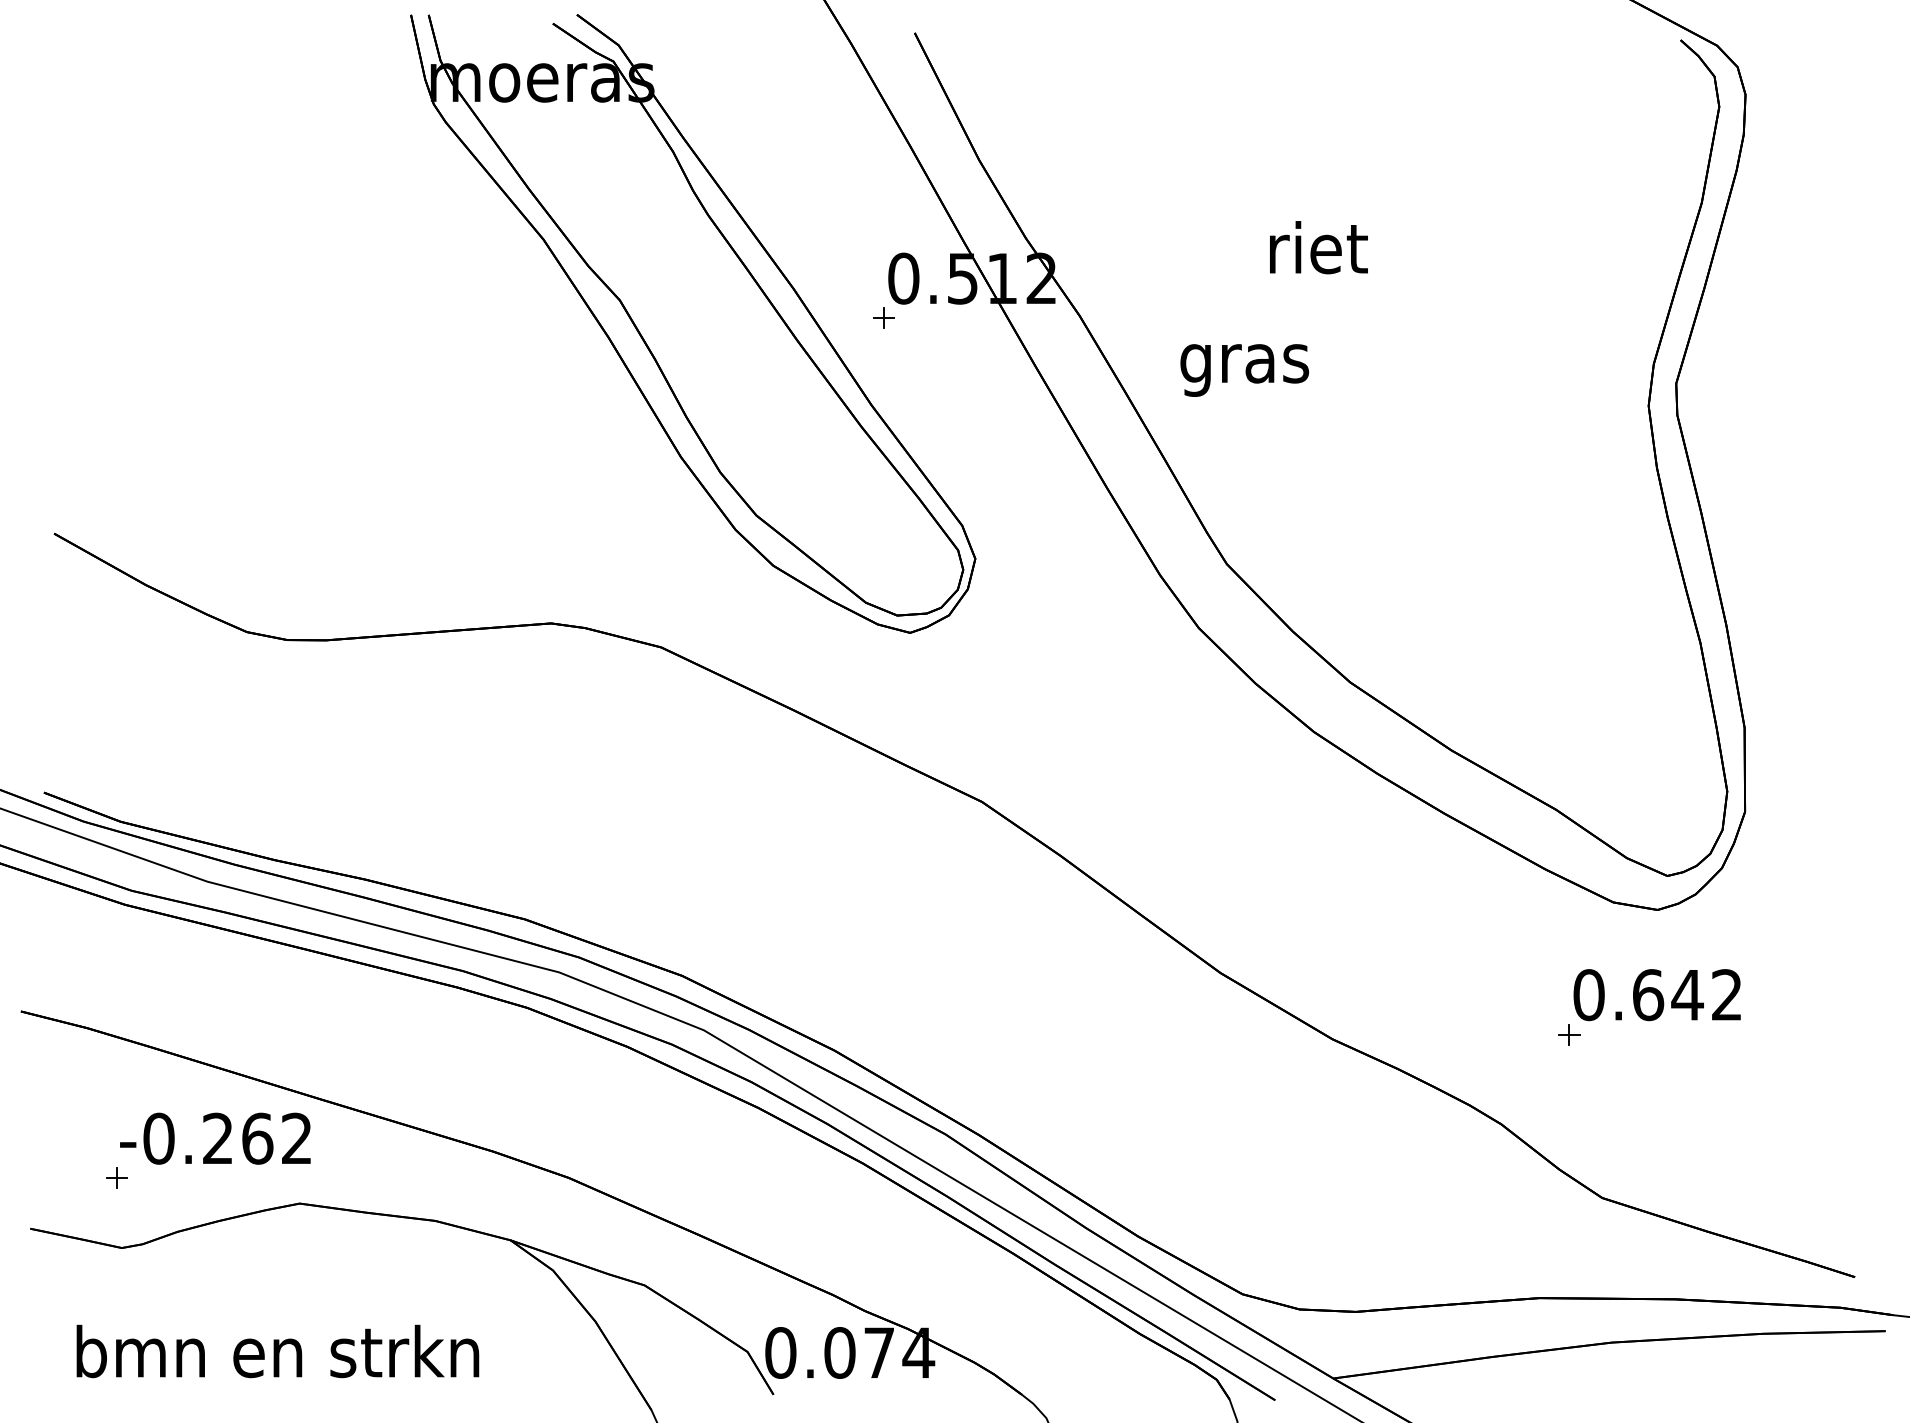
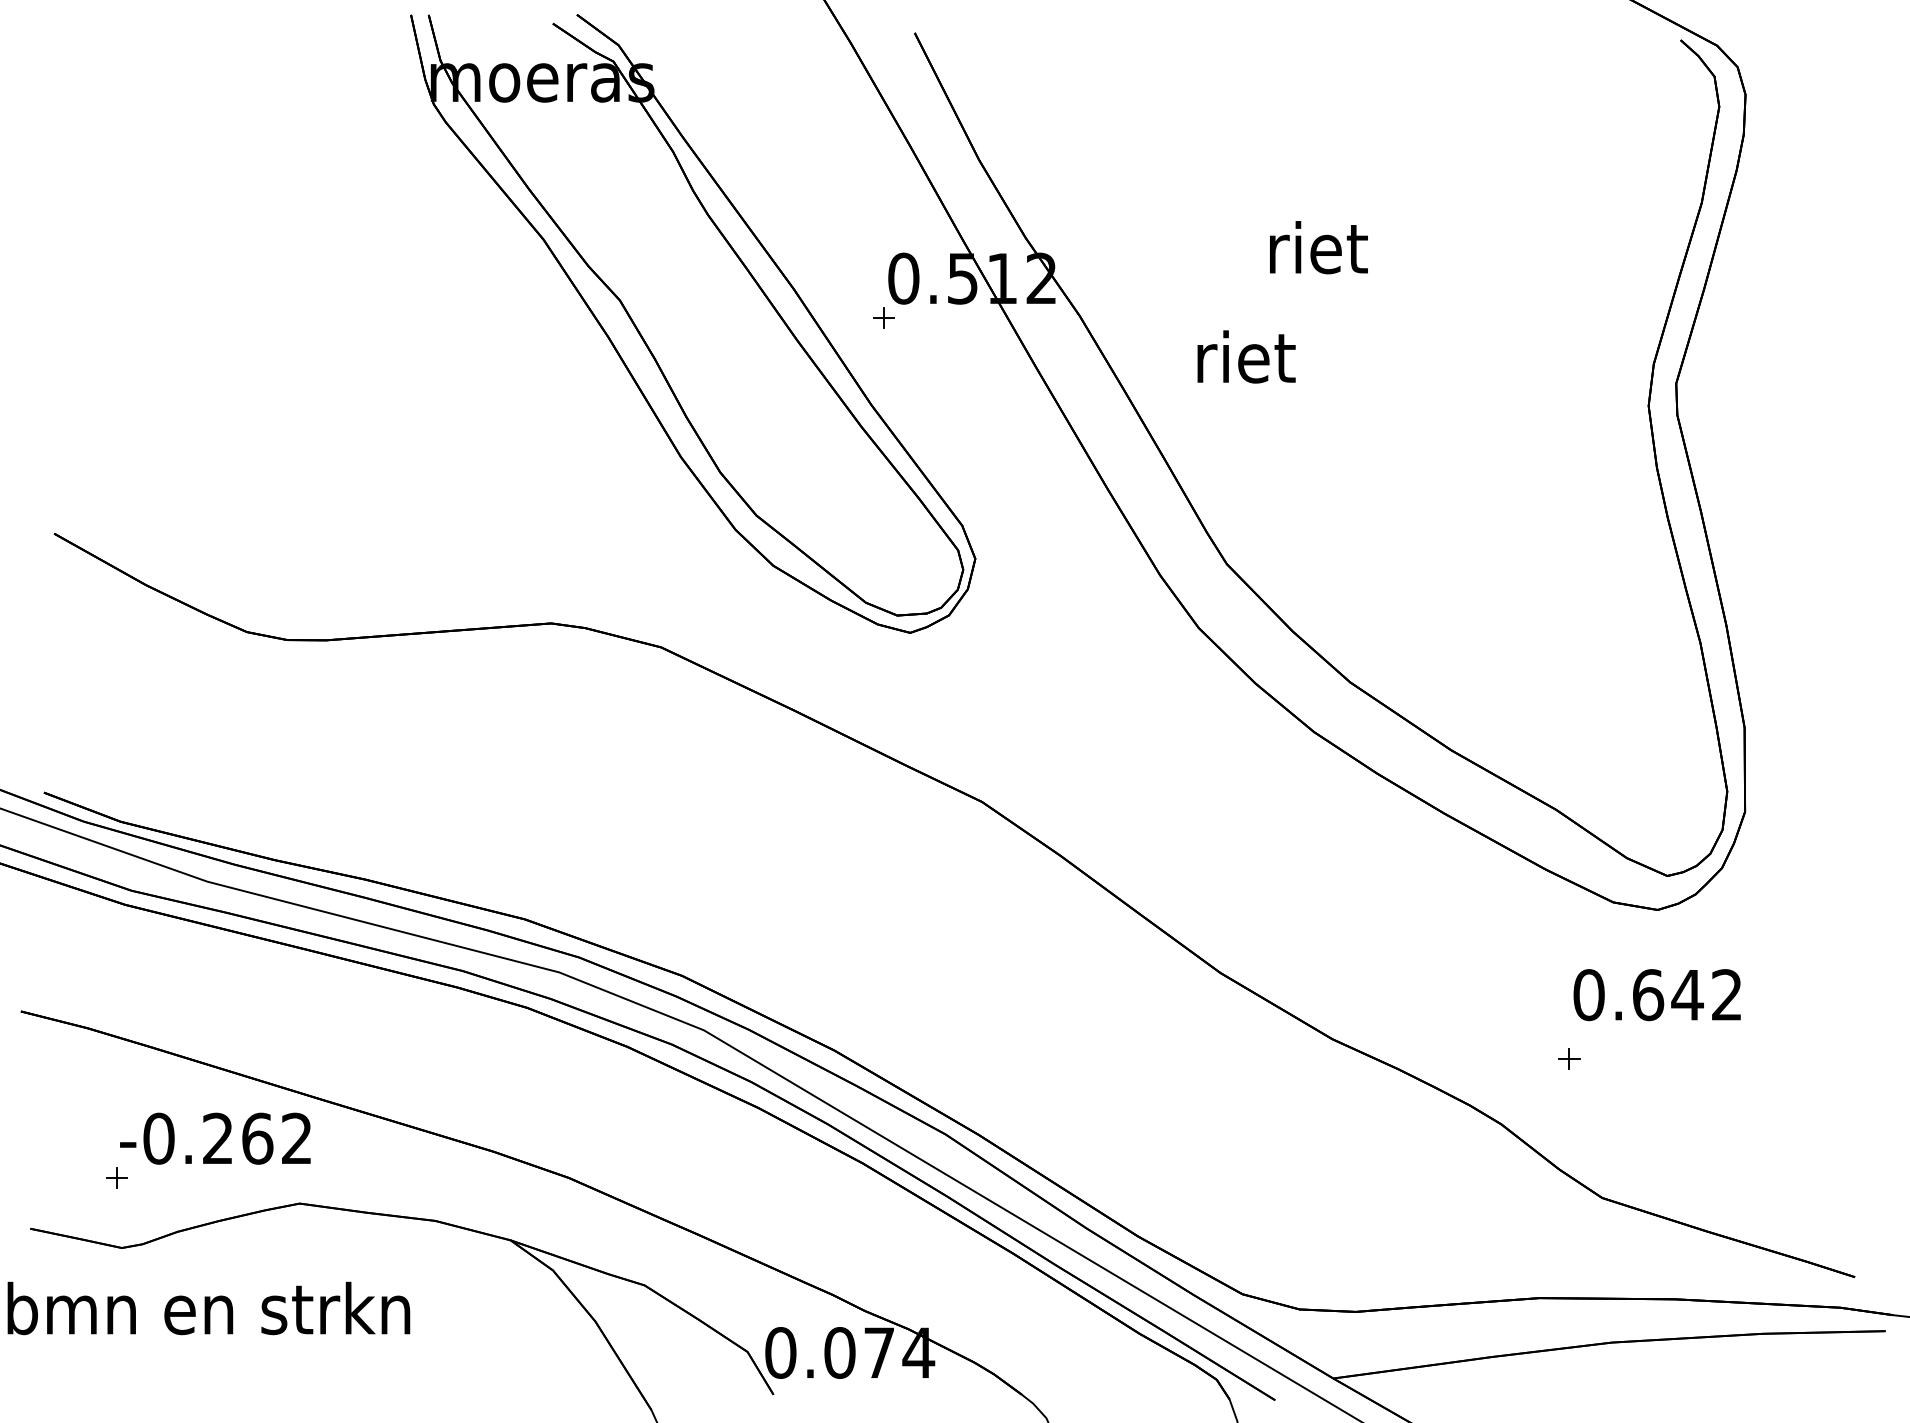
text: gras -> riet (1244, 363)
part position: (1569, 1034) -> (1569, 1058) (1569, 1058)
text position: (277, 1351) -> (208, 1308) (208, 1308)
